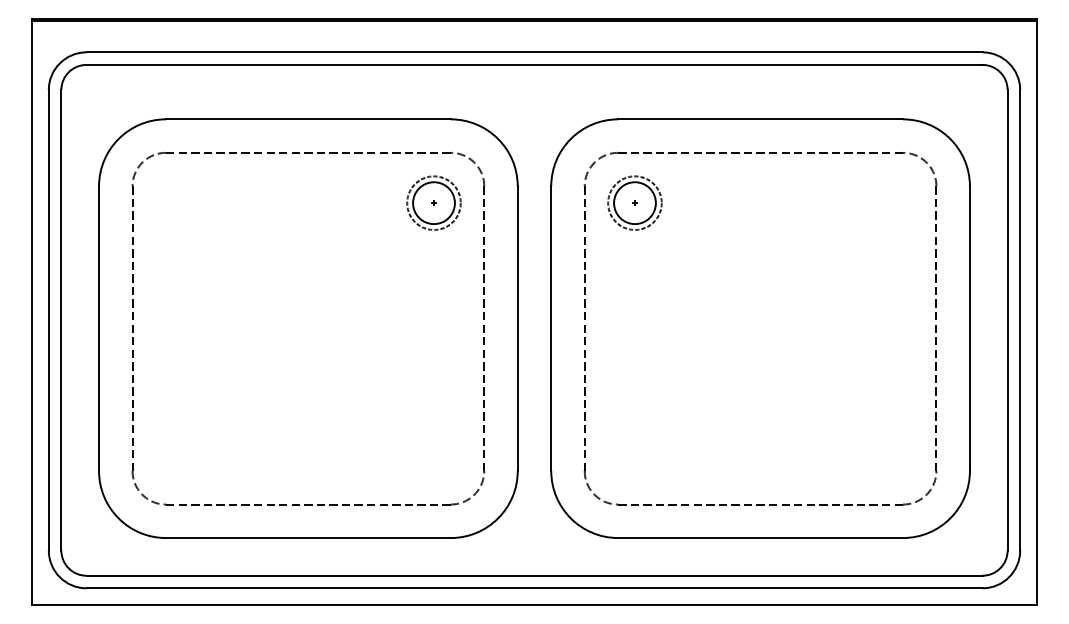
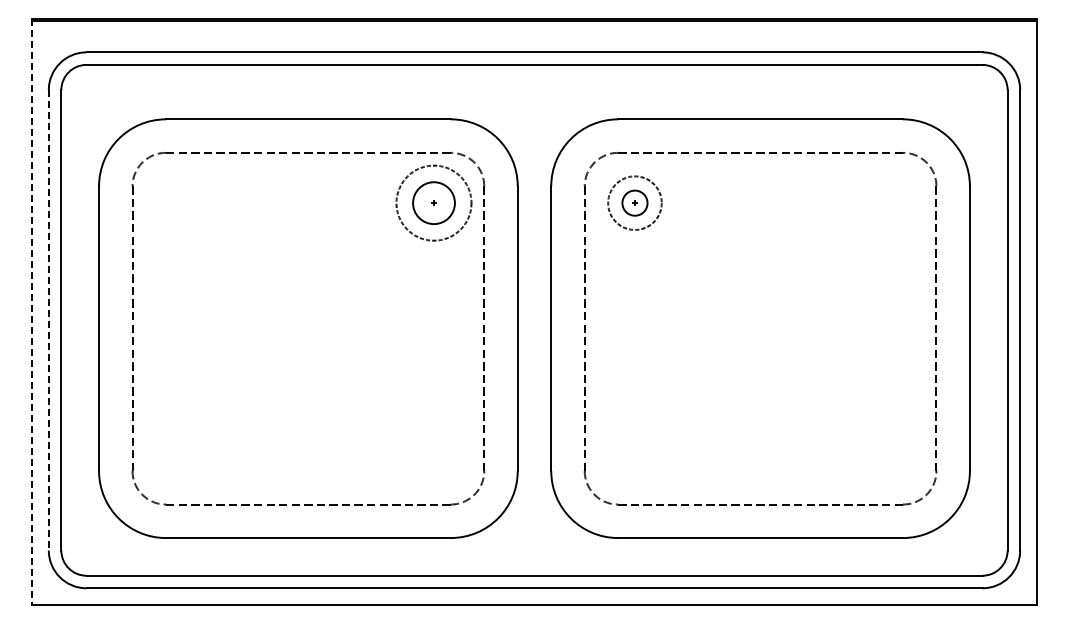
circle diameter: 54 px -> 75 px (433, 202)
circle diameter: 42 px -> 25 px (634, 202)
line: solid -> dashed (32, 312)
line: solid -> dashed (48, 320)
